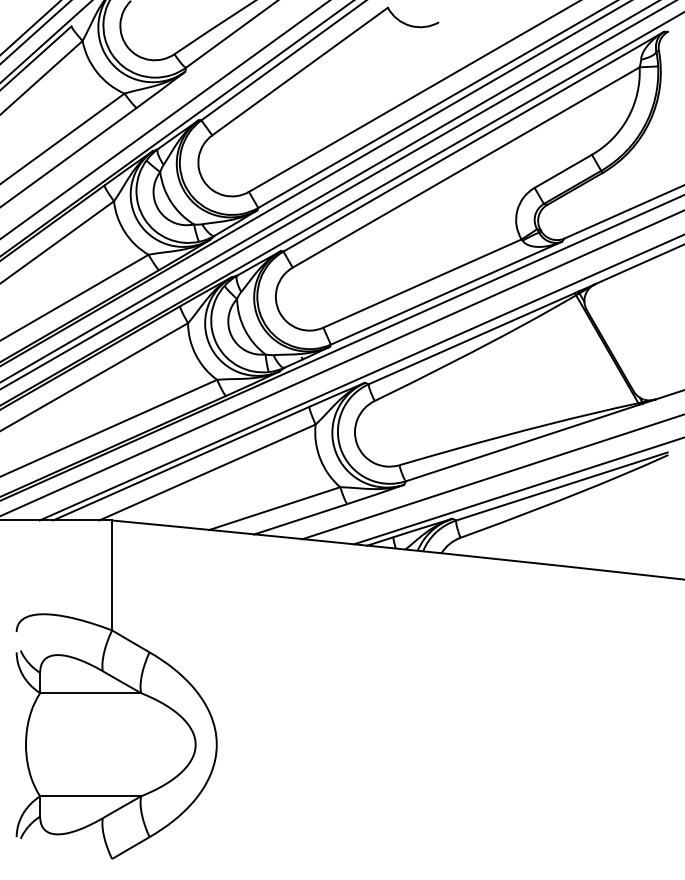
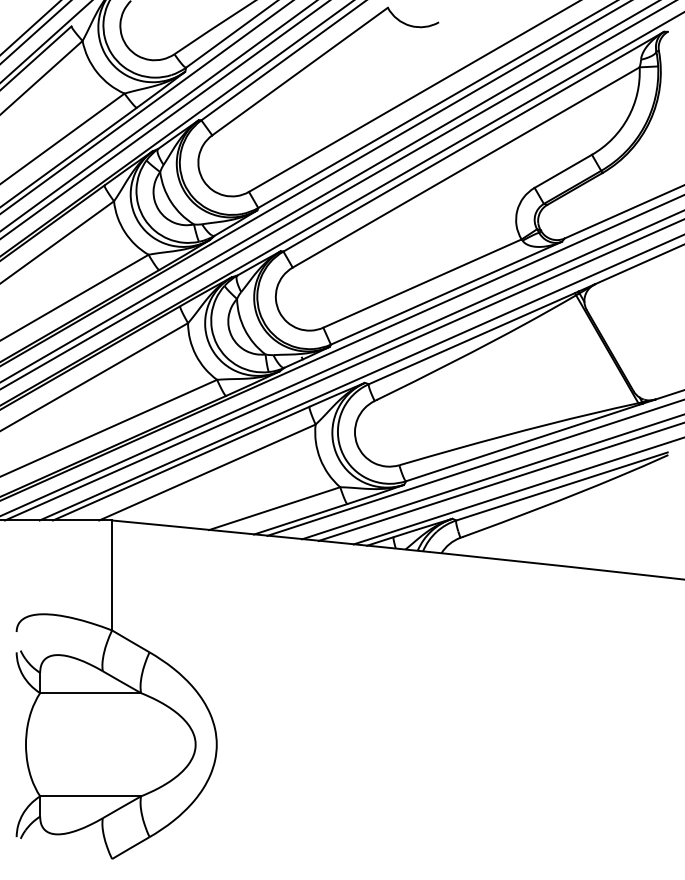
line: none -> present (146, 107)
line: none -> present (158, 116)
line: none -> present (343, 370)
line: none -> present (474, 467)
line: none -> present (499, 481)
